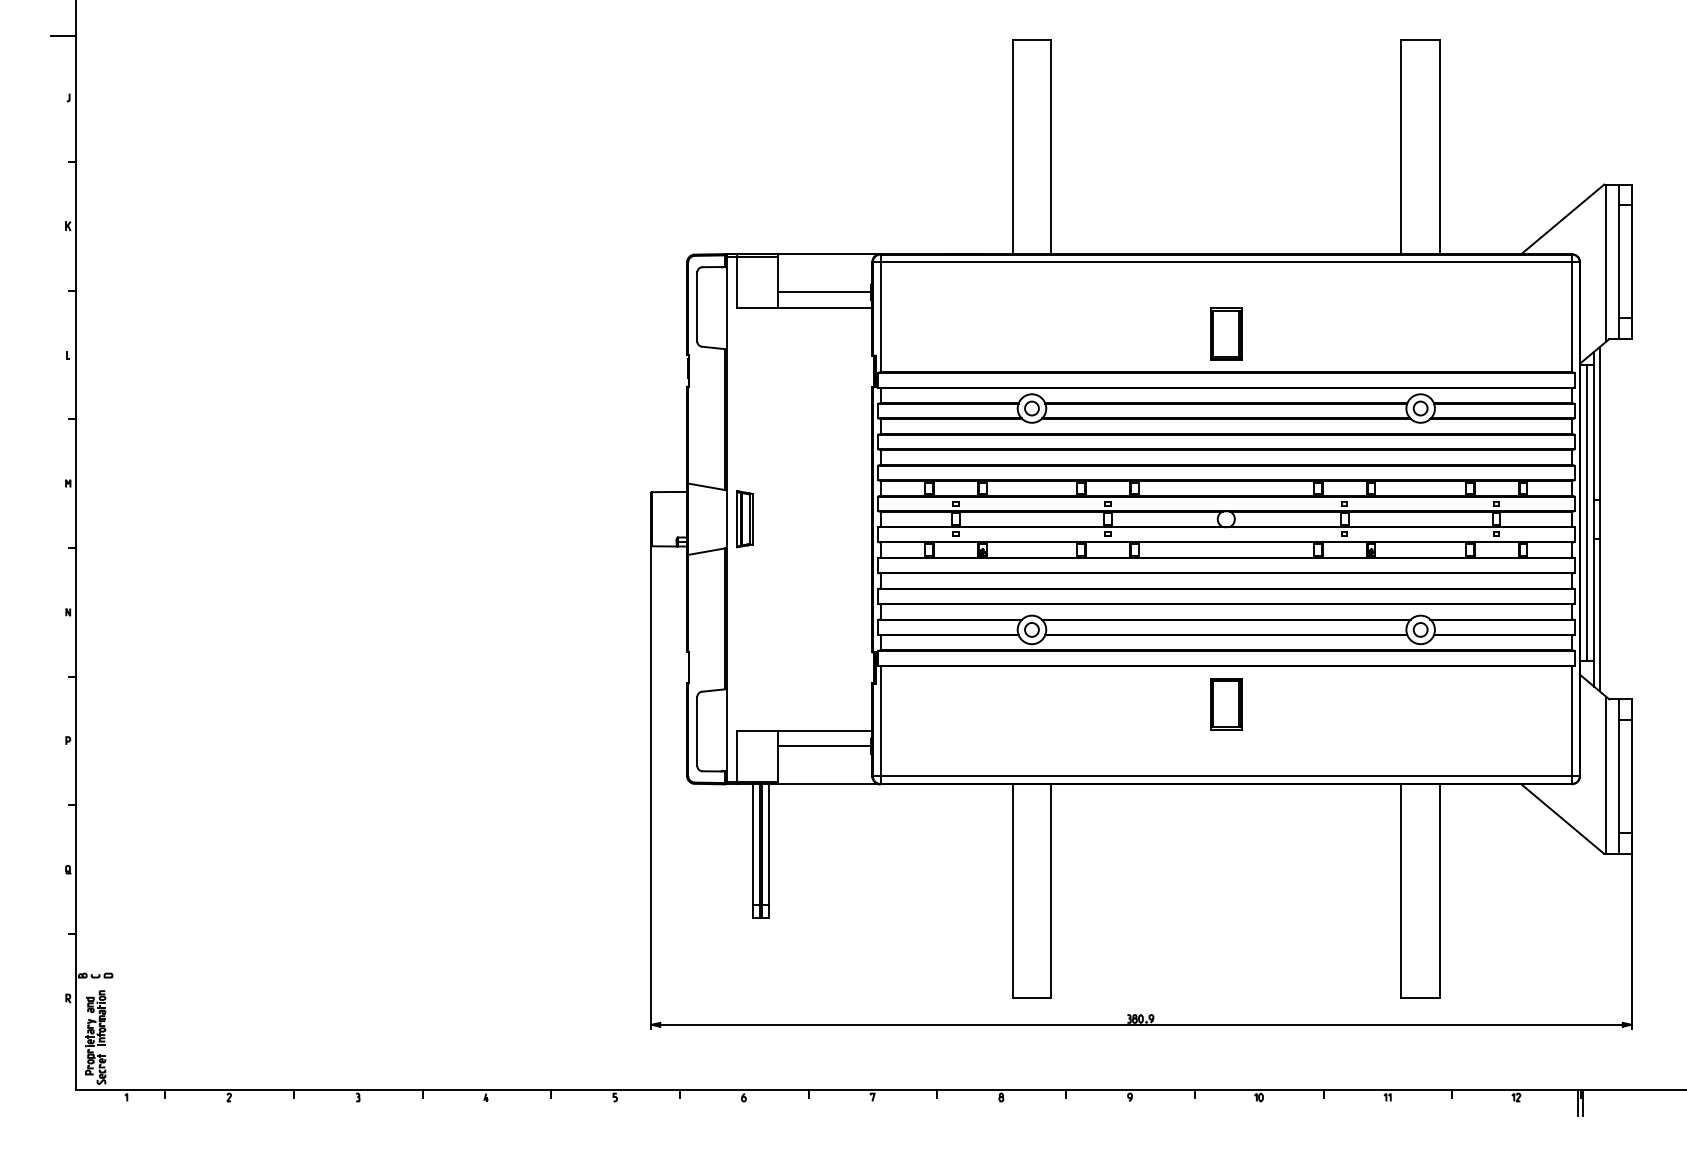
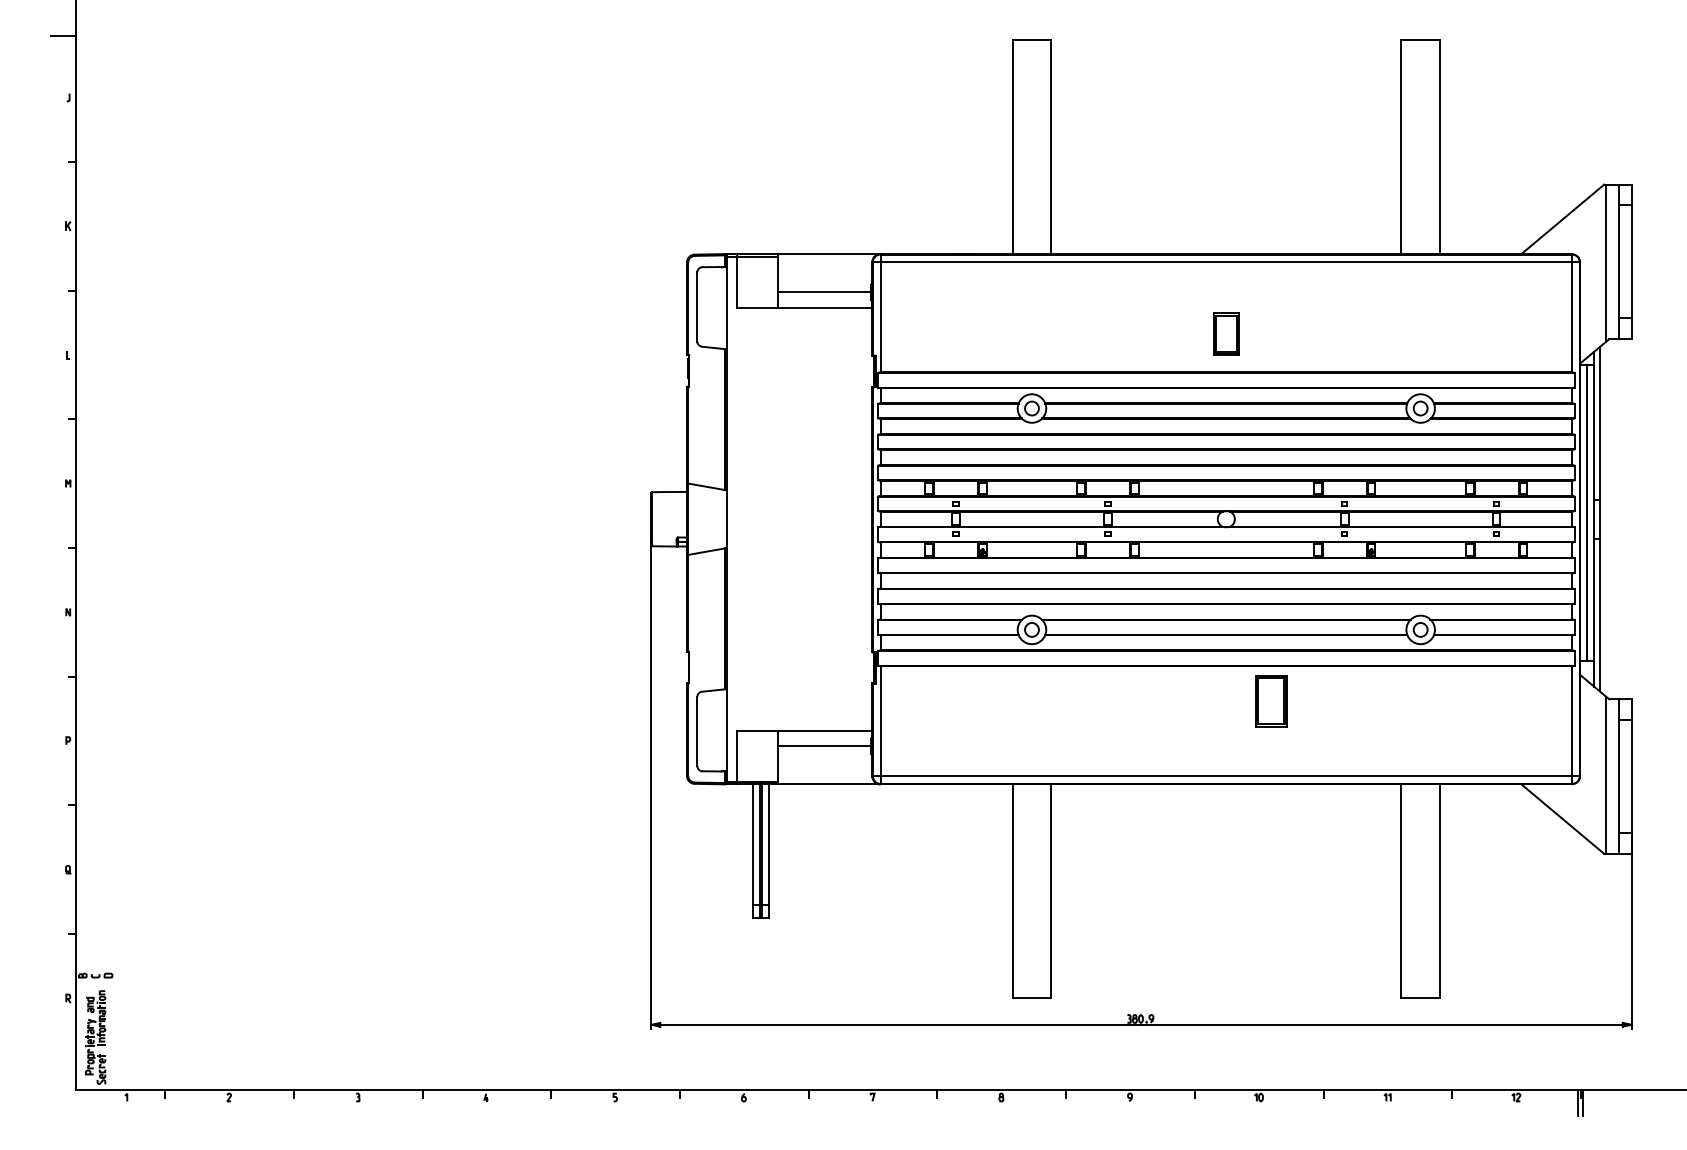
part size: 33x54 px -> 27x44 px (1226, 333)
part: present -> none (744, 519)
part position: (1226, 704) -> (1271, 701) (1271, 701)
